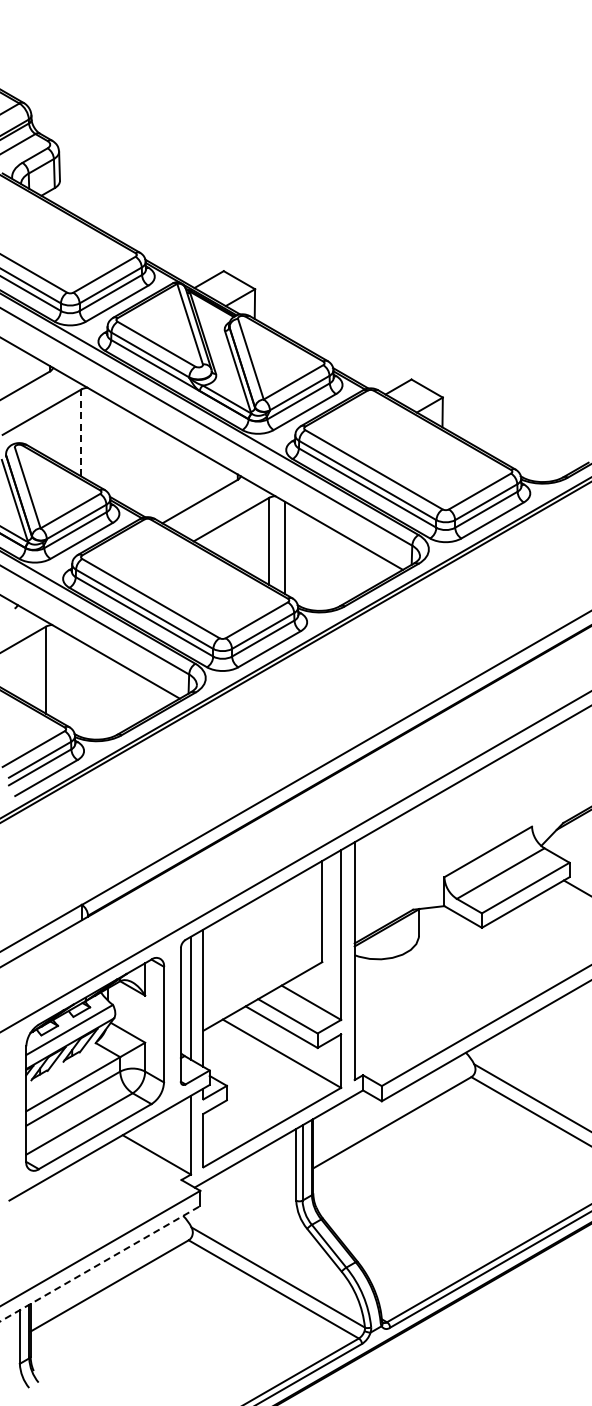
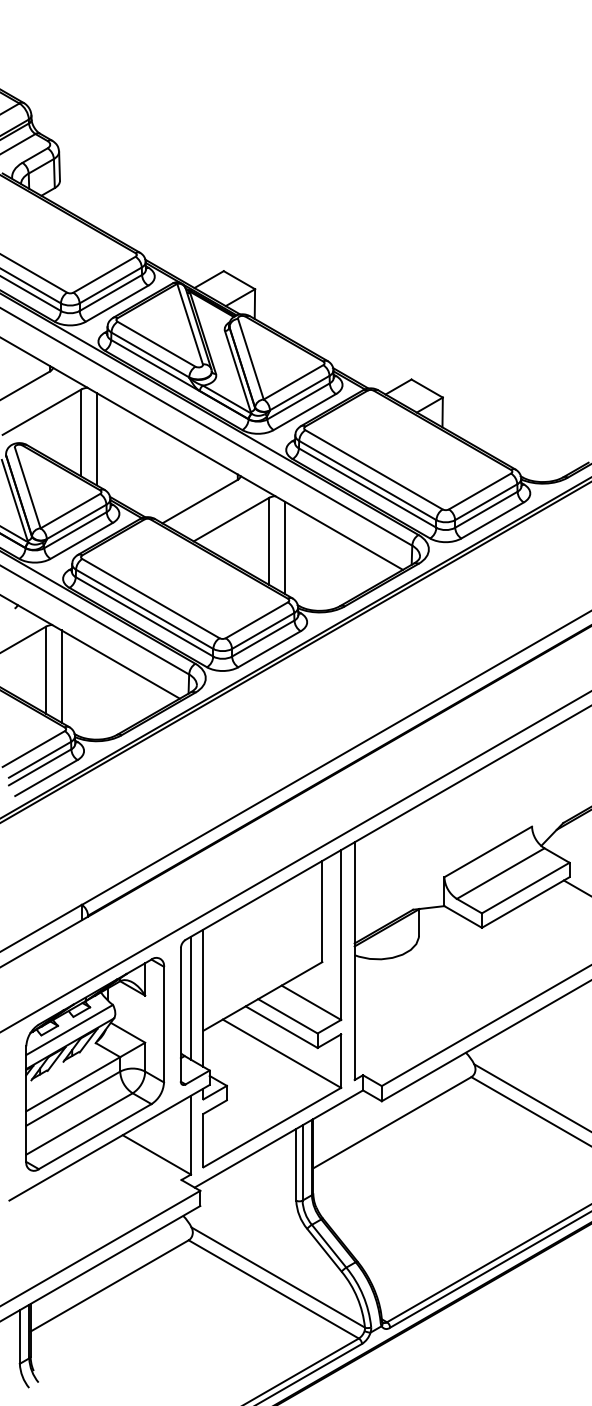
line: dashed -> solid (81, 432)
line: none -> present (96, 439)
line: none -> present (61, 676)
line: dashed -> solid (100, 1263)
